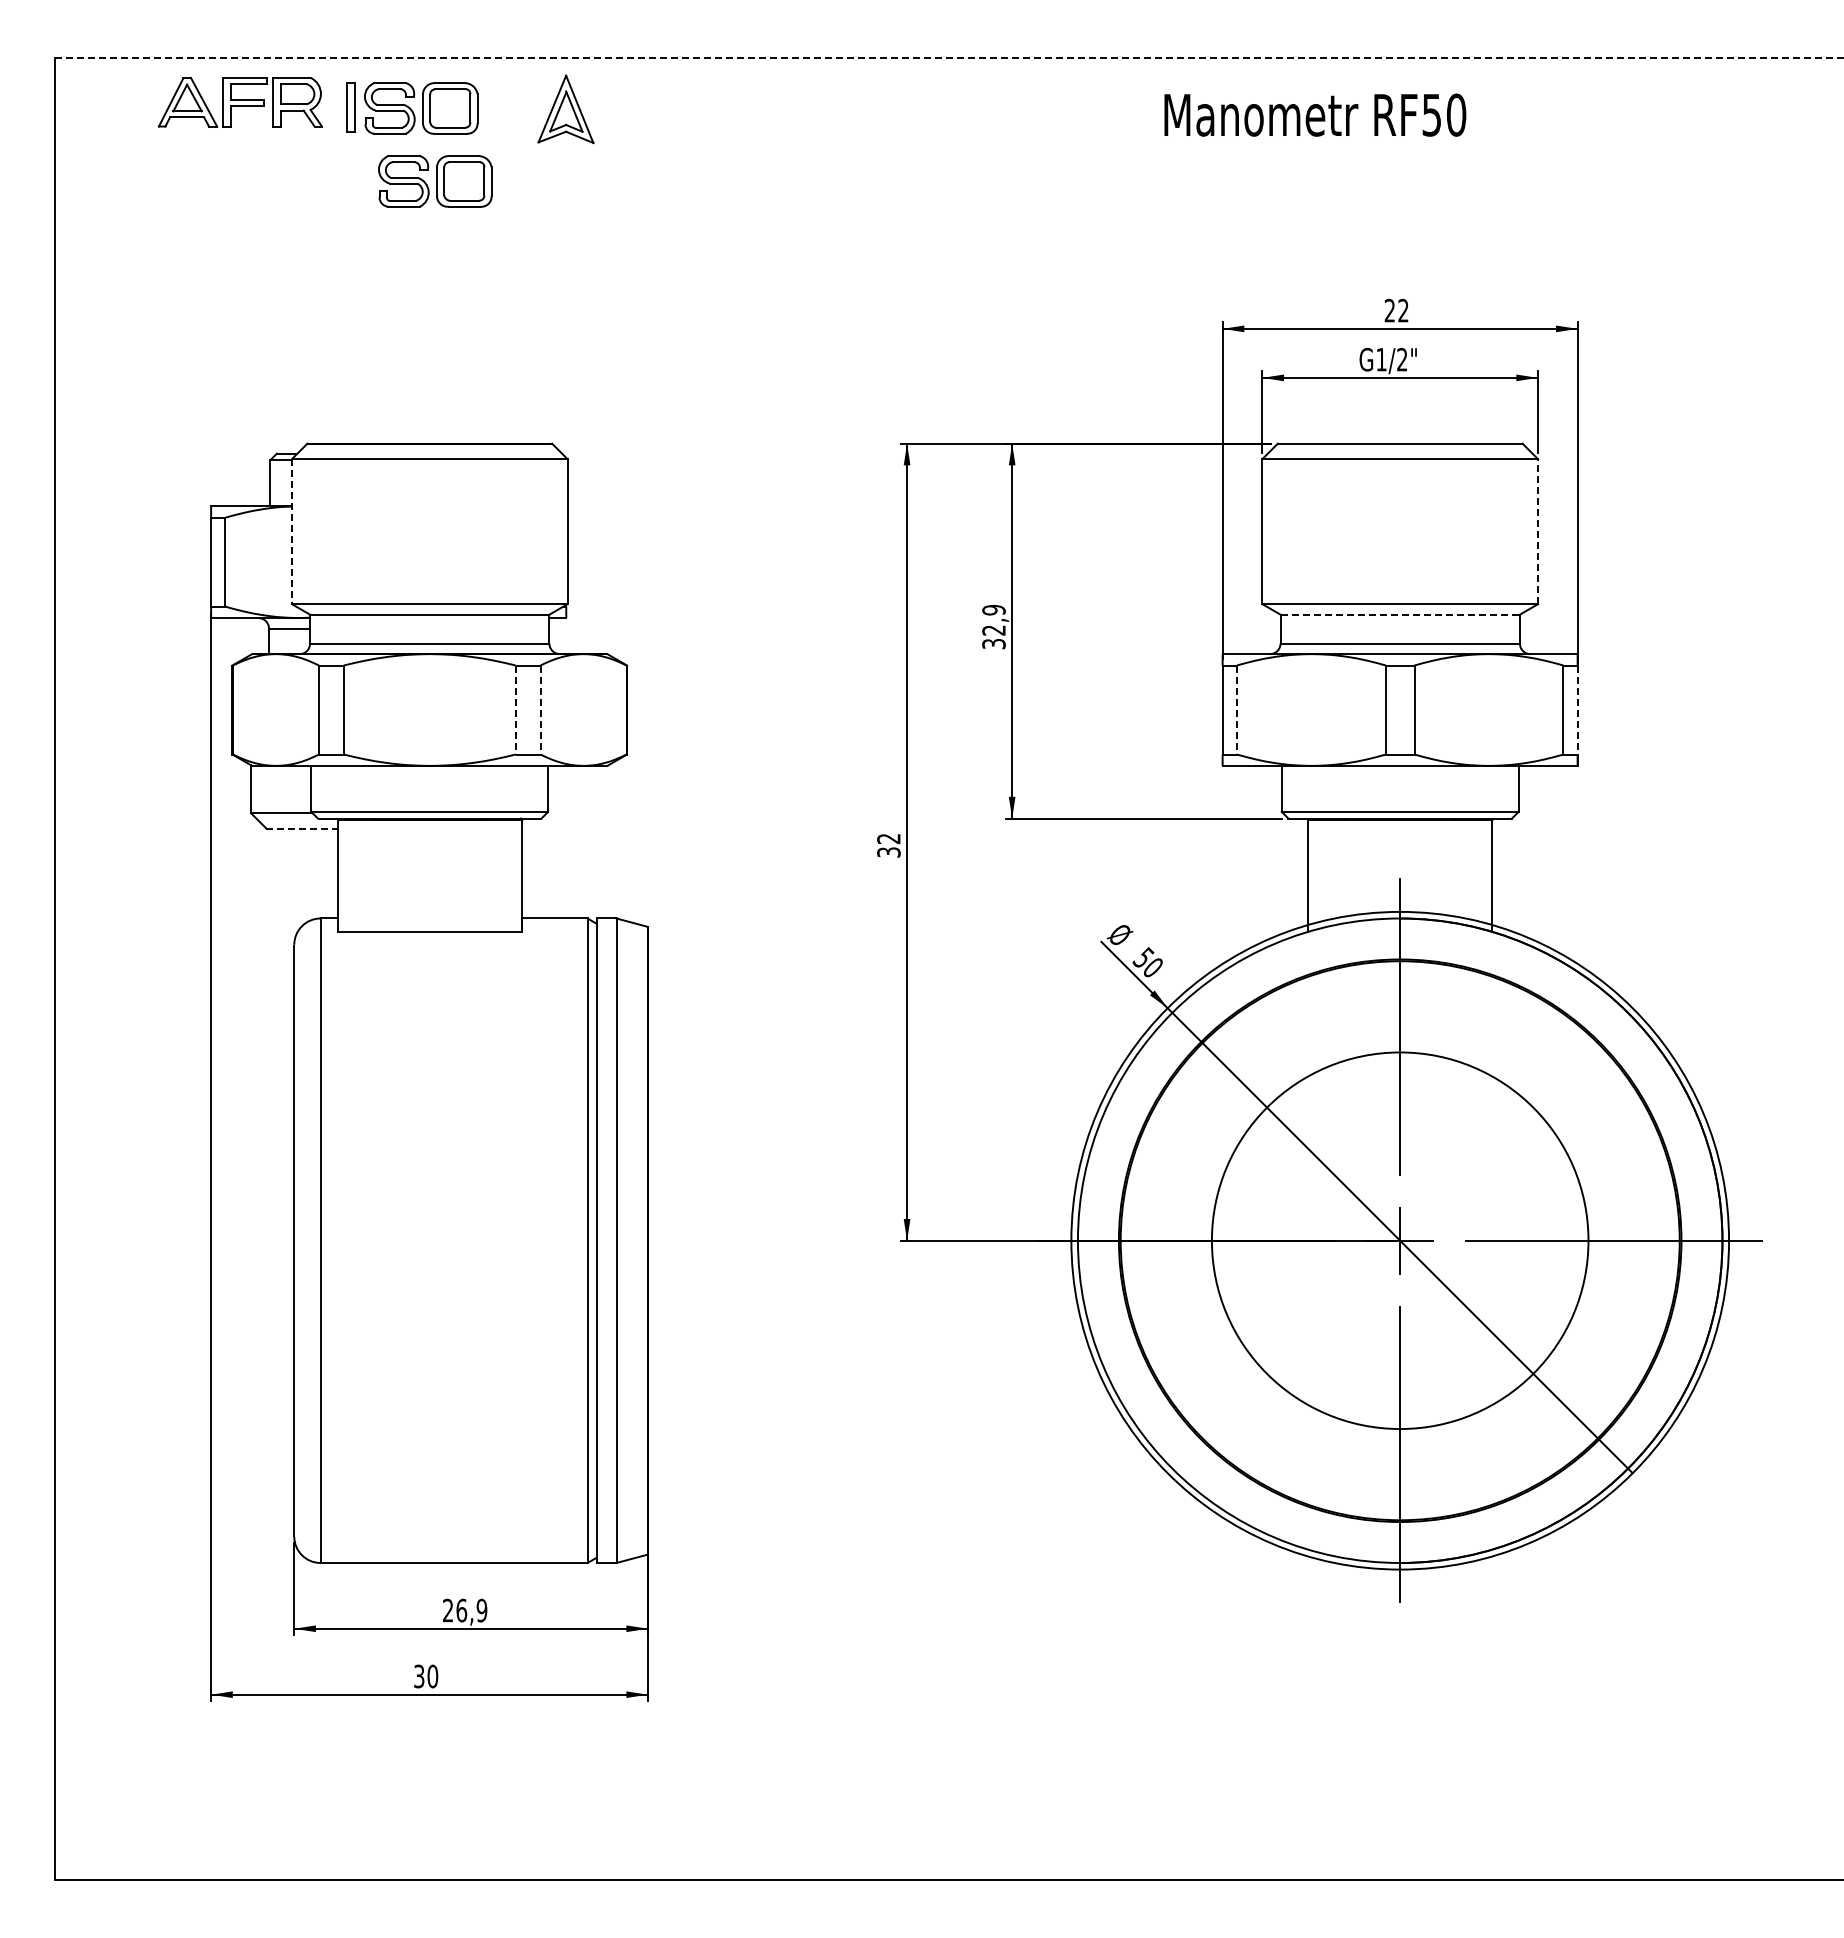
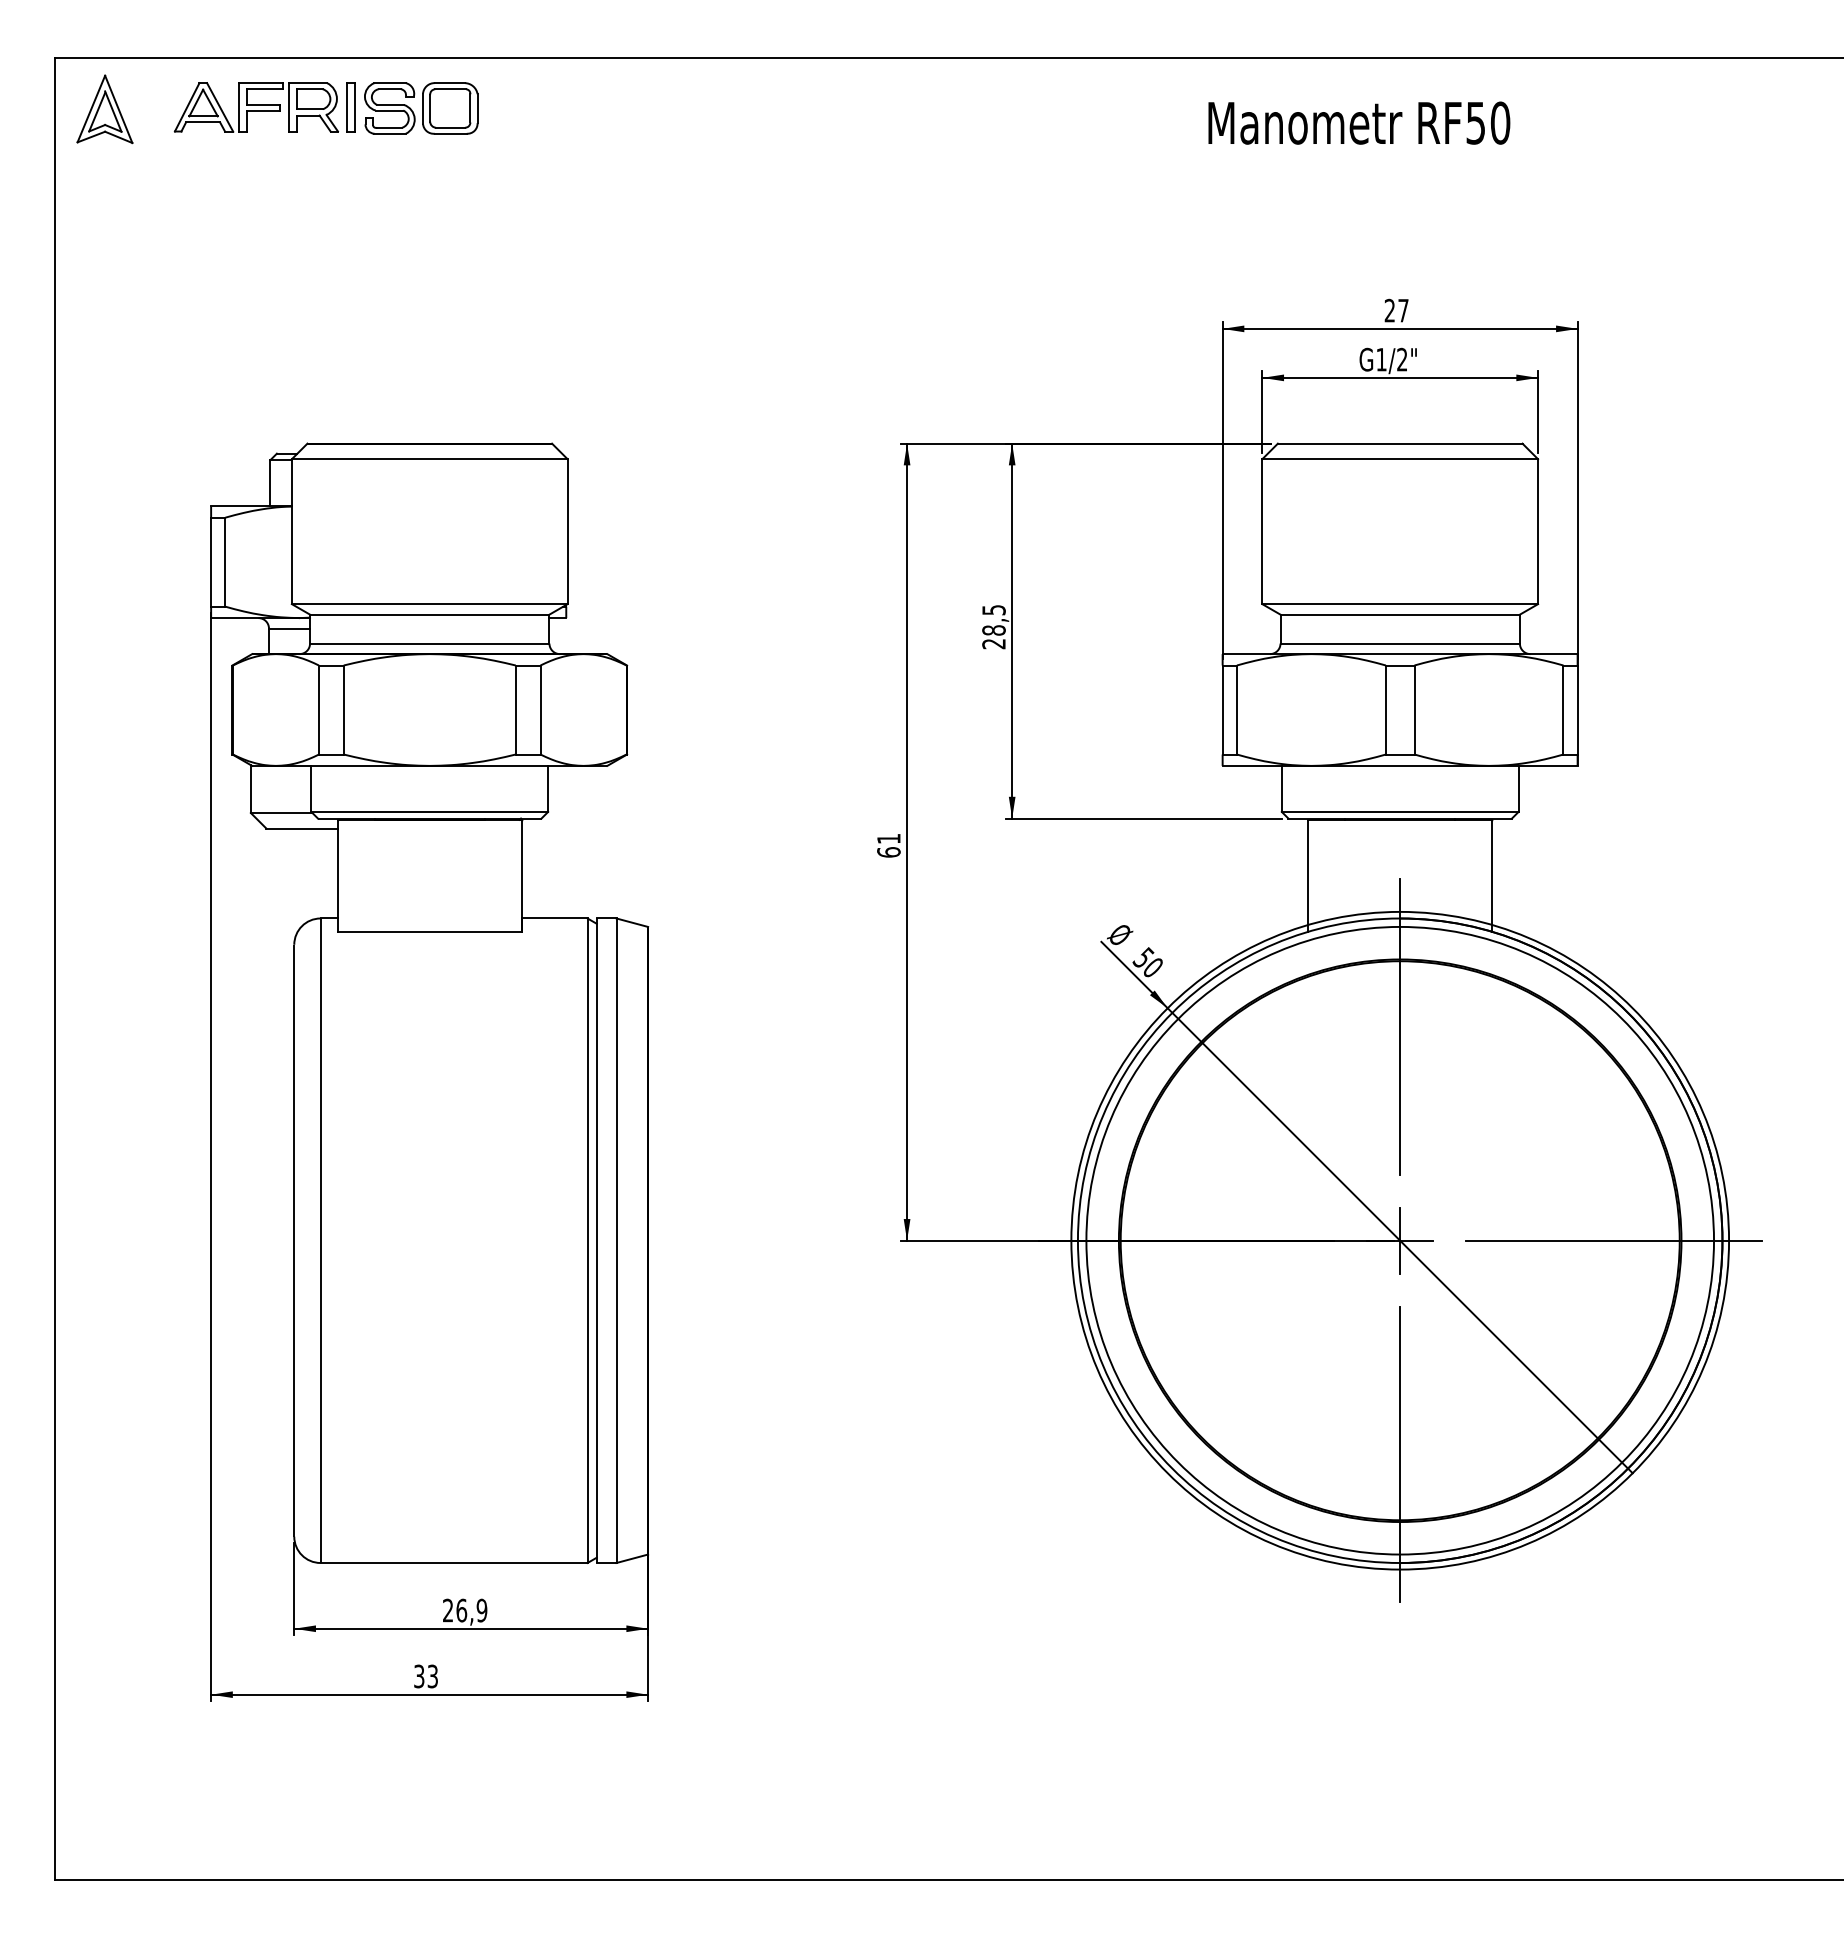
line: dashed -> solid (949, 58)
part position: (239, 102) -> (255, 107) (255, 107)
part position: (565, 109) -> (104, 109) (104, 109)
text position: (1315, 114) -> (1359, 122) (1359, 122)
part: present -> none (435, 181)
text: 22 -> 27 (1403, 310)
line: dashed -> solid (1538, 531)
line: dashed -> solid (291, 532)
line: dashed -> solid (1400, 614)
text: 32,9 -> 28,5 (993, 626)
line: dashed -> solid (515, 710)
line: dashed -> solid (540, 710)
line: dashed -> solid (1236, 710)
line: dashed -> solid (1577, 710)
line: dashed -> solid (302, 828)
text: 32 -> 61 (888, 845)
circle diameter: 377 px -> 628 px (1400, 1240)
text: 30 -> 33 (432, 1676)
